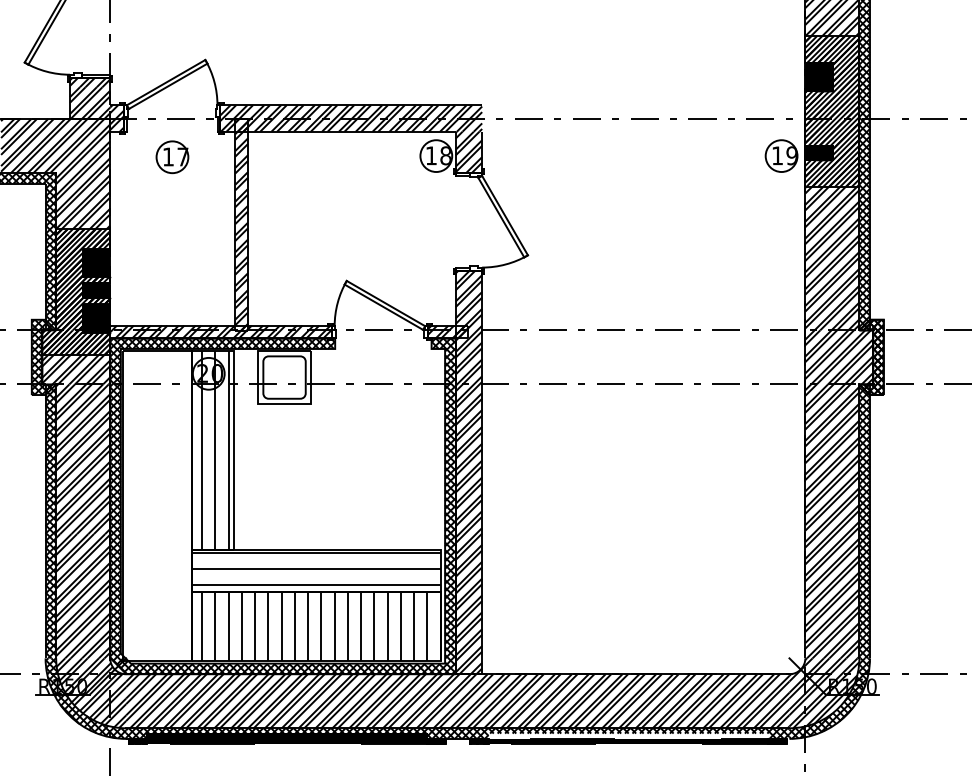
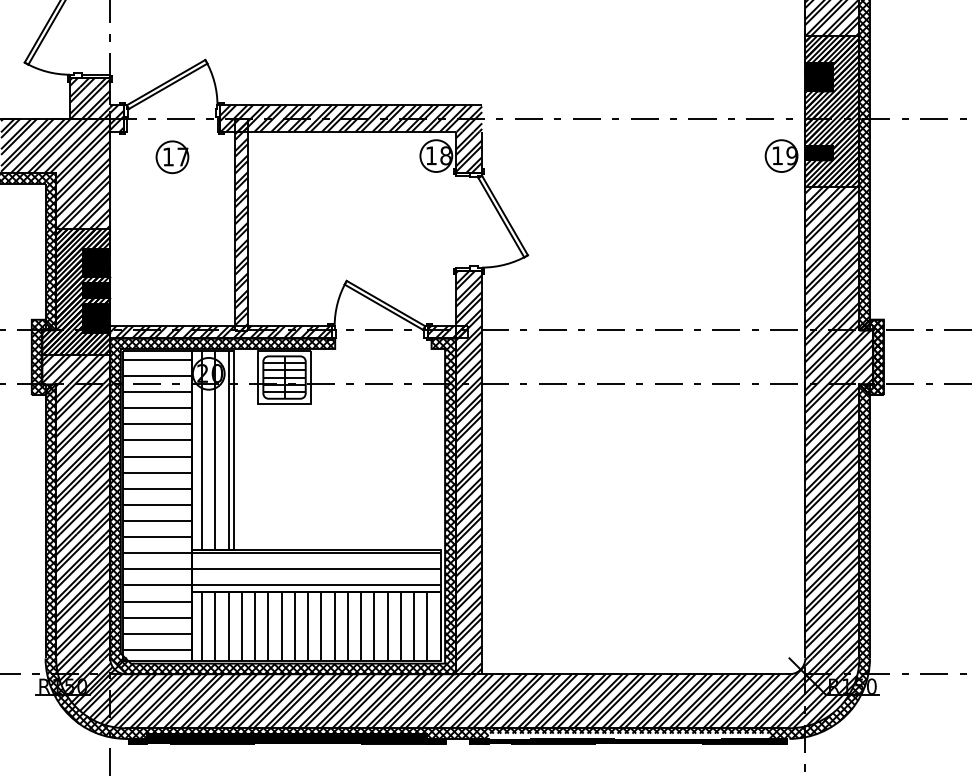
hatch: none -> present (284, 377)
hatch: none -> present (156, 504)
